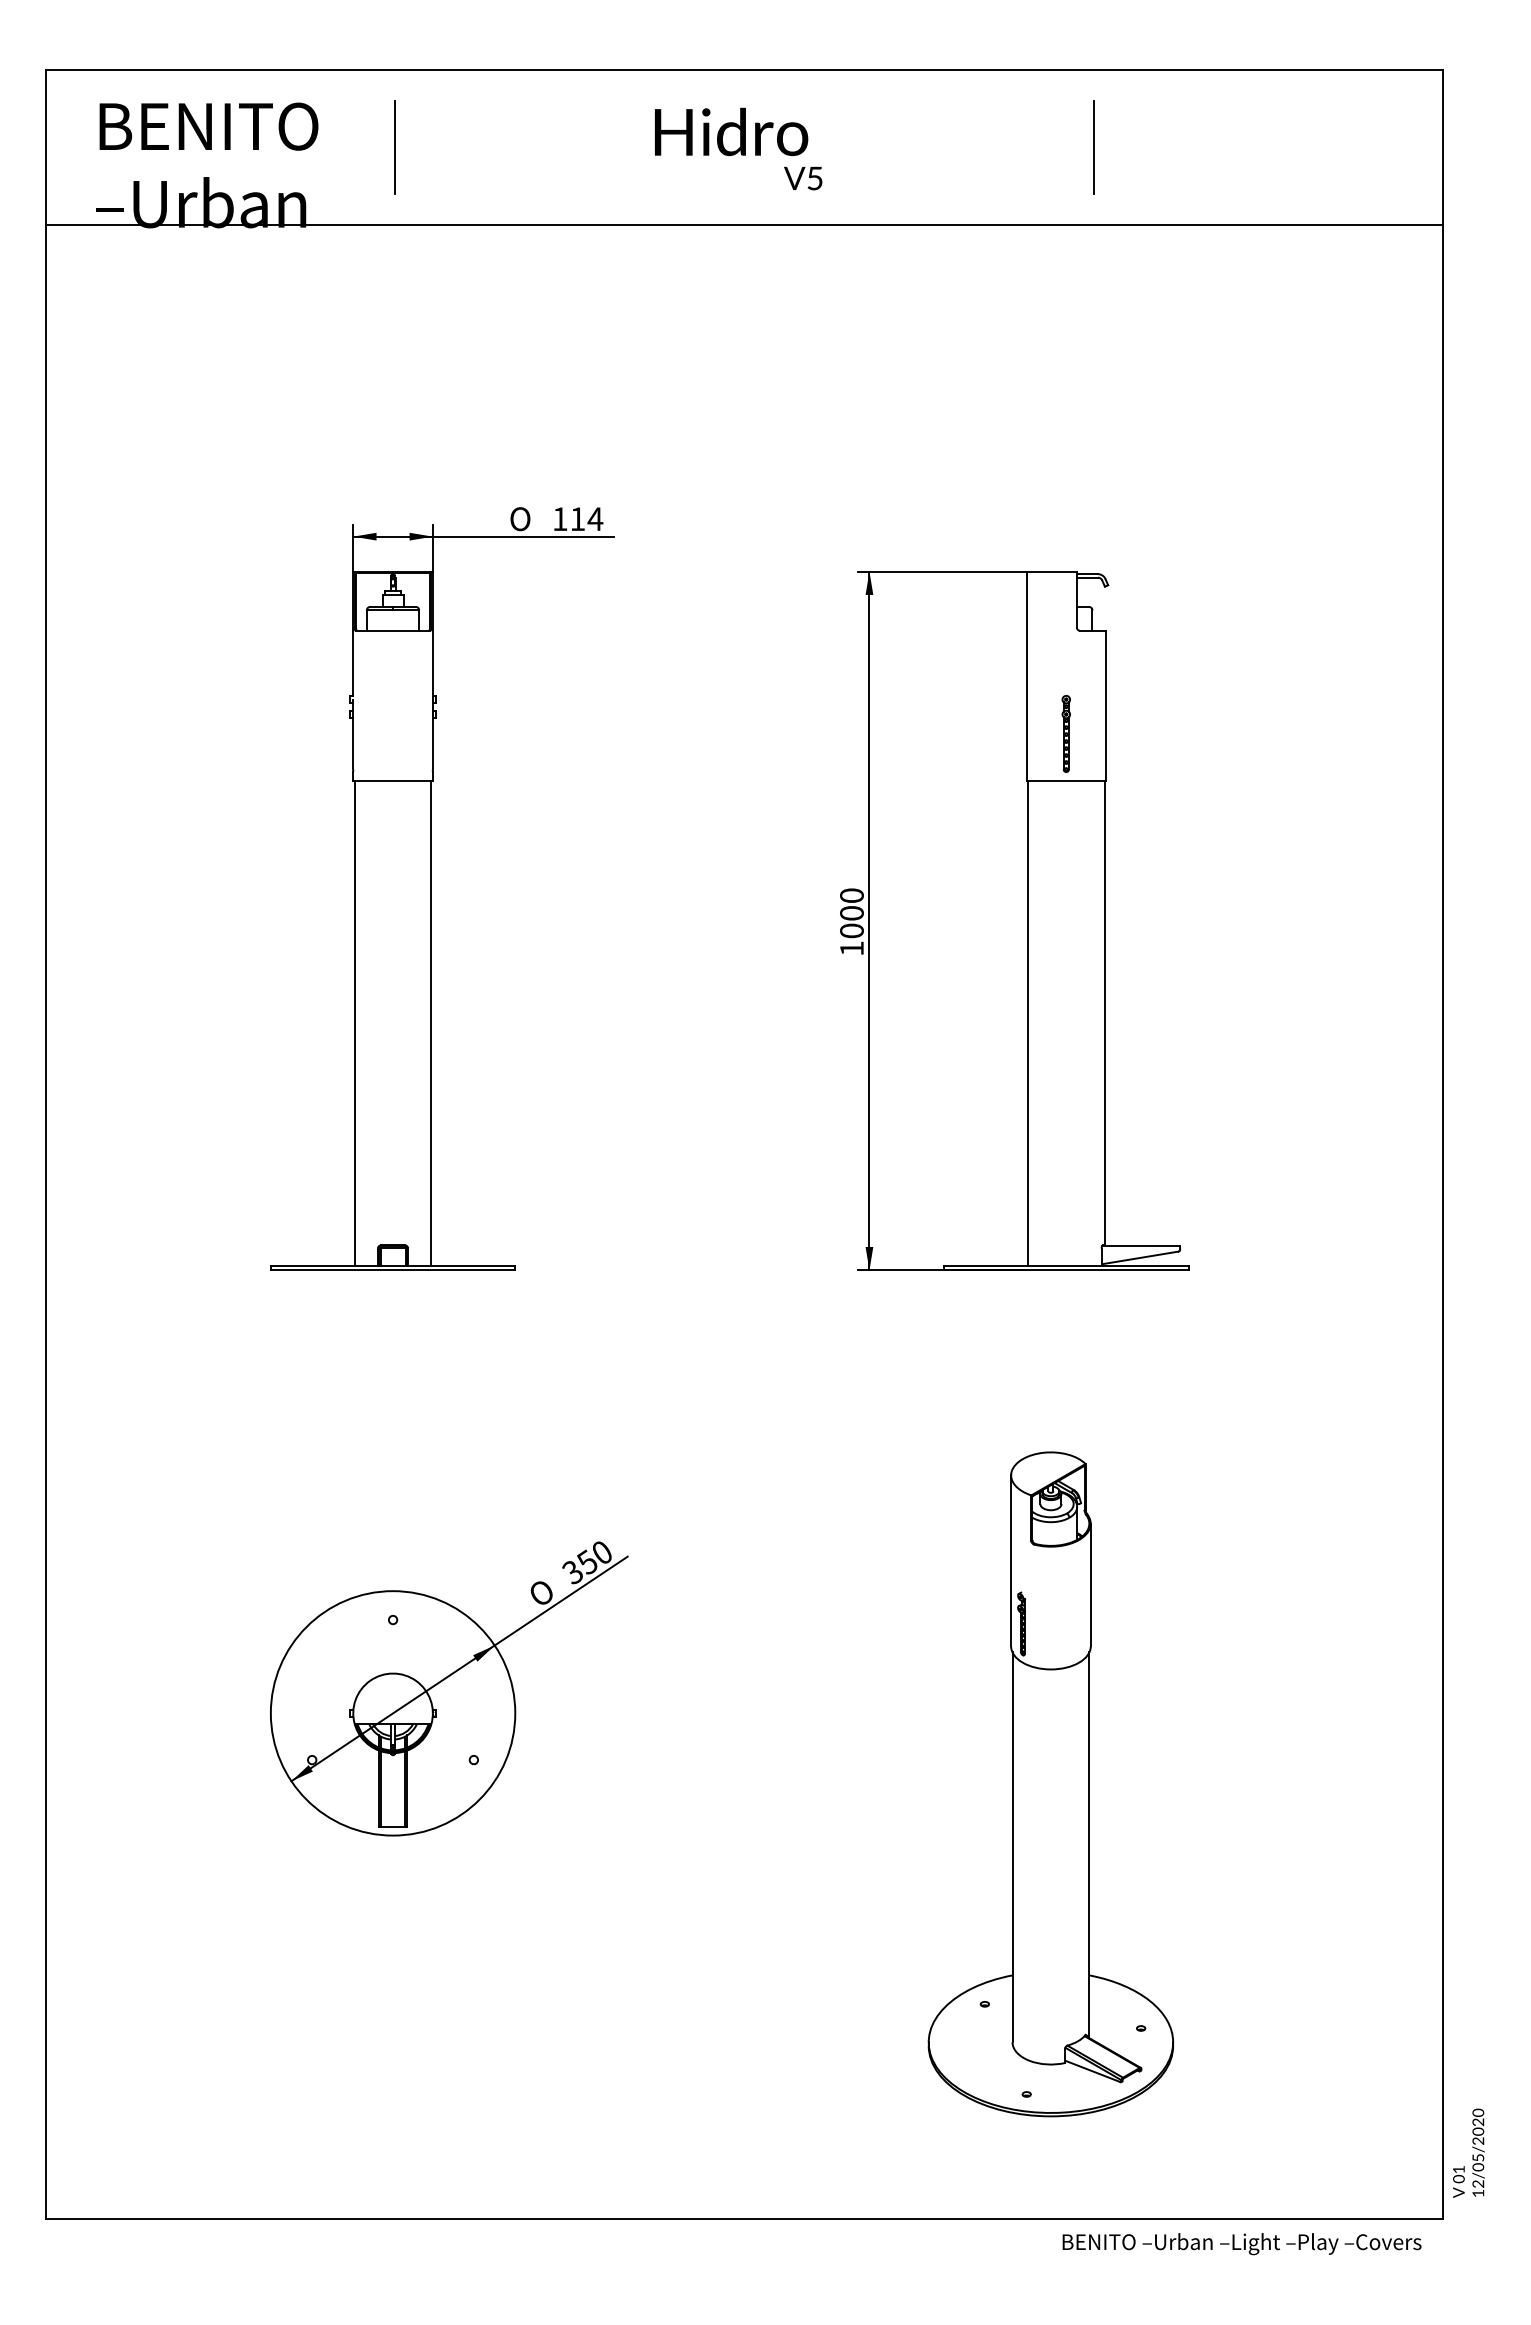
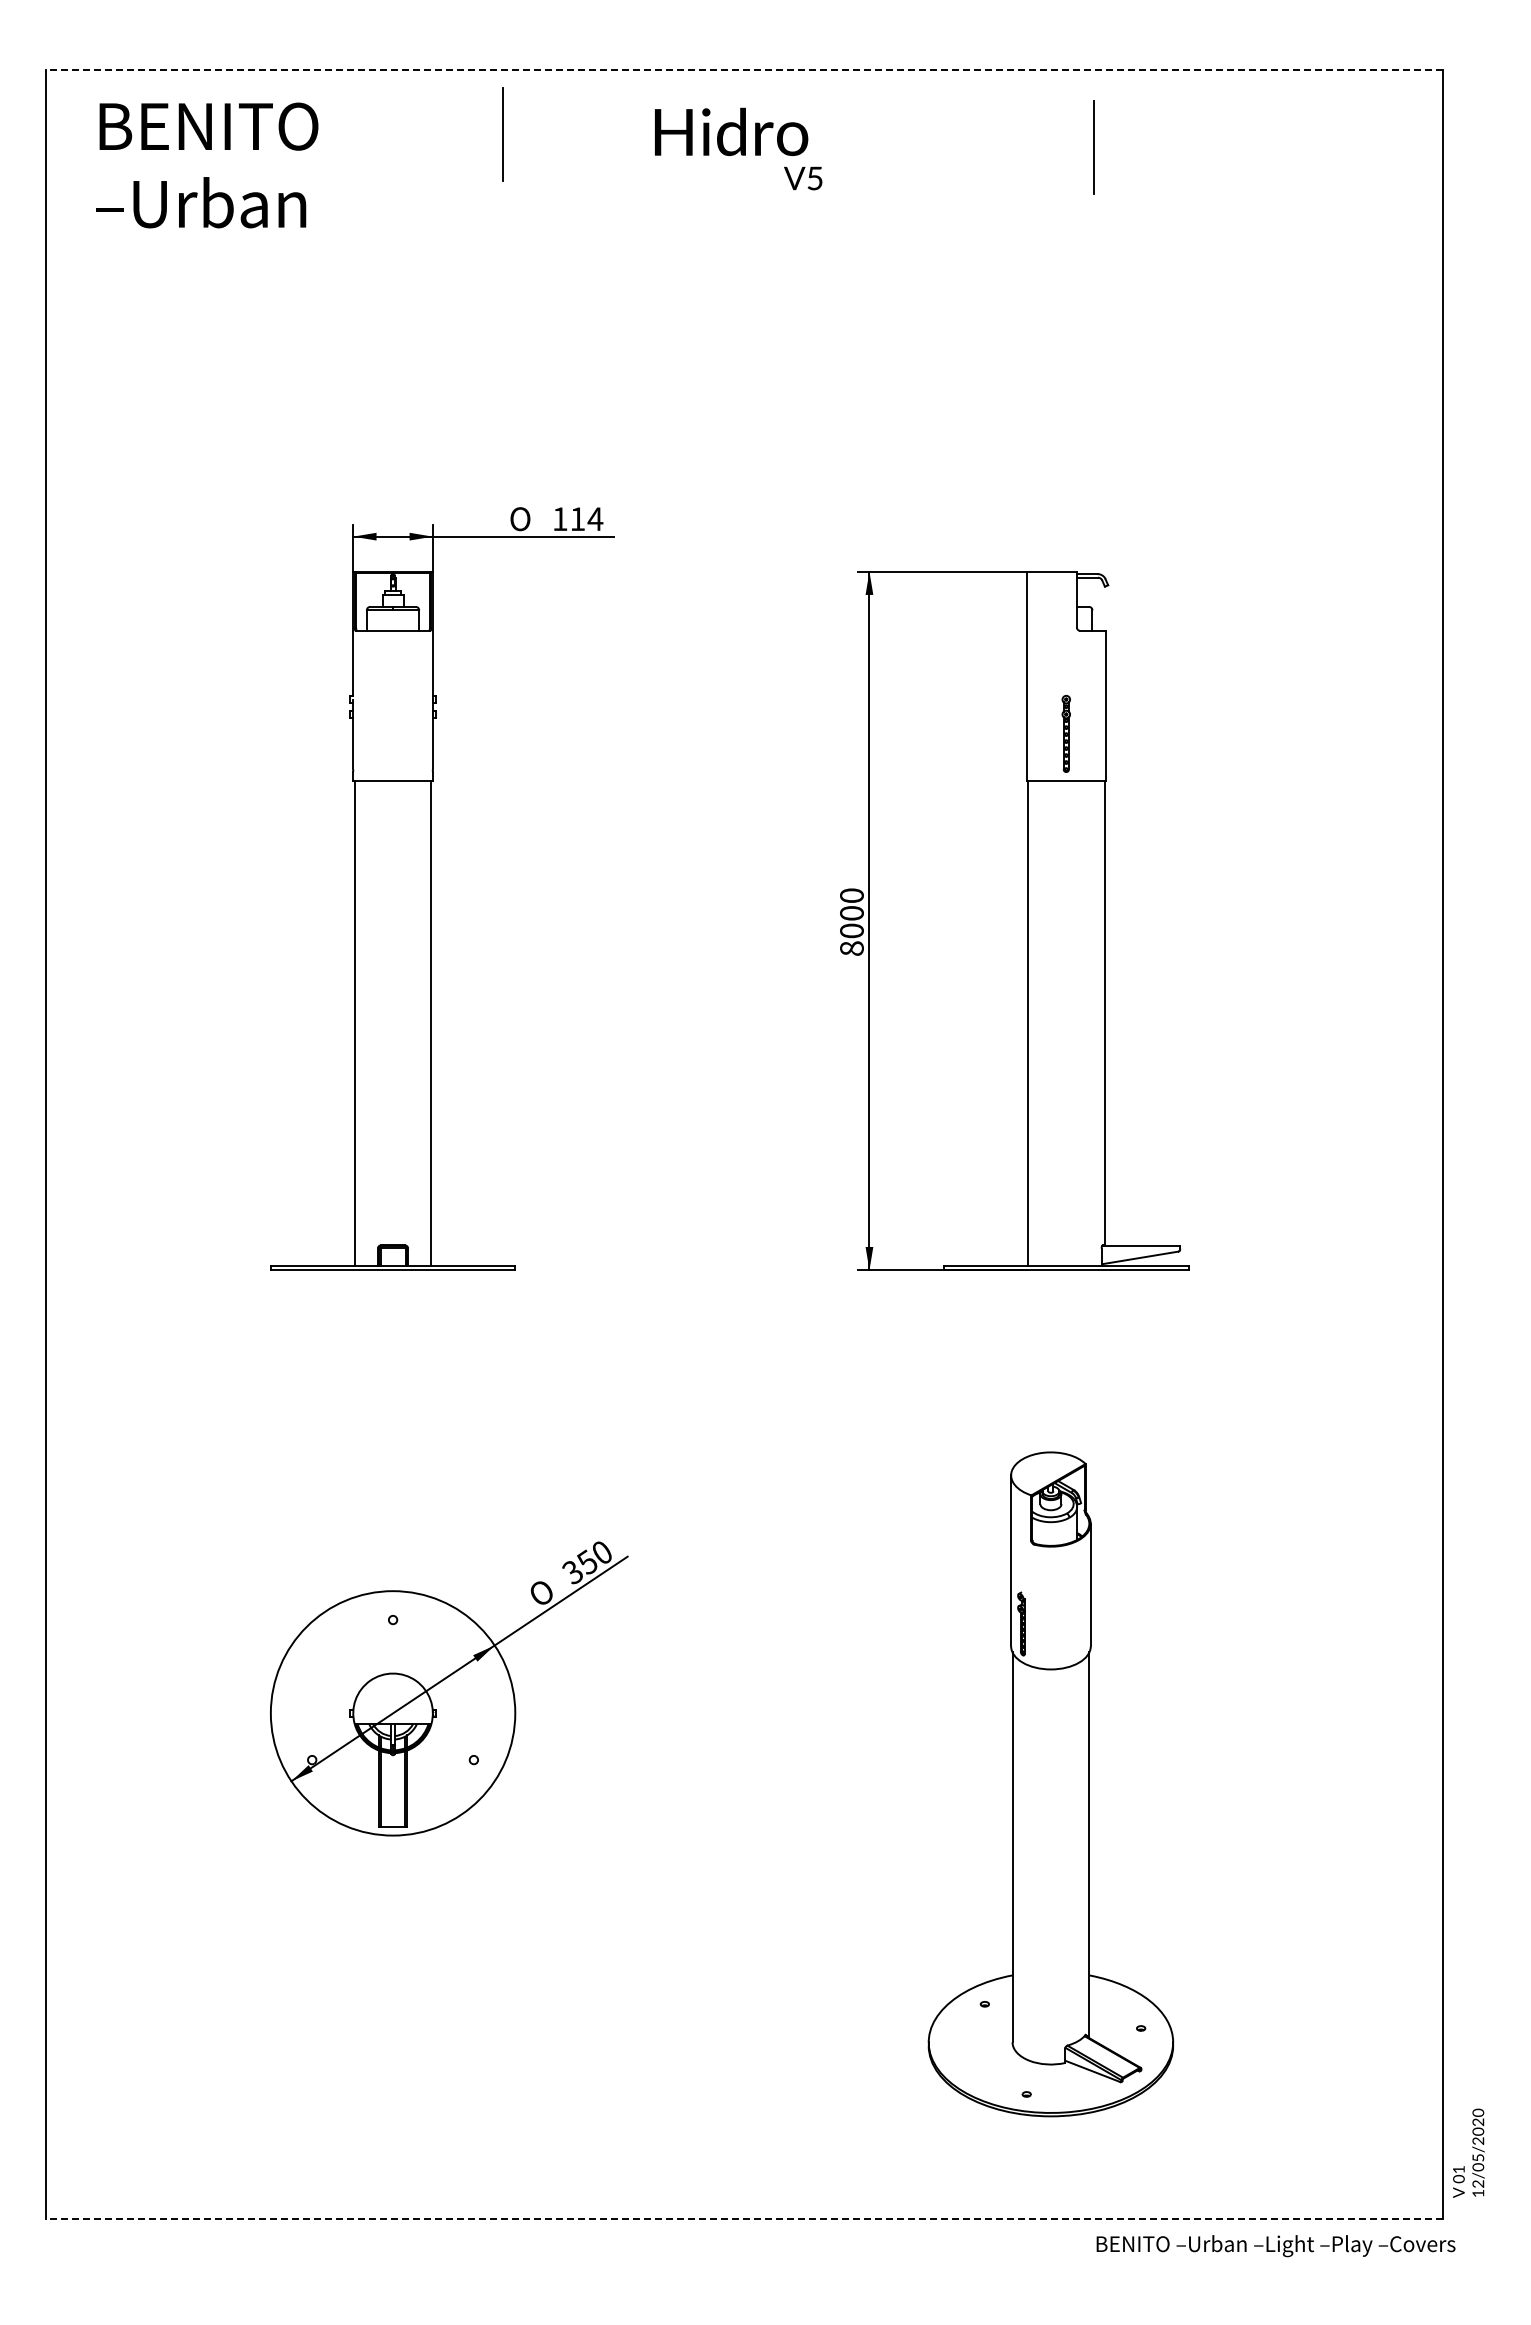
line: solid -> dashed (743, 69)
line position: (394, 147) -> (502, 134) (502, 134)
line: present -> none (744, 224)
text: 1000 -> 8000 (851, 948)
line: solid -> dashed (743, 2219)
text position: (1241, 2244) -> (1275, 2246) (1275, 2246)
